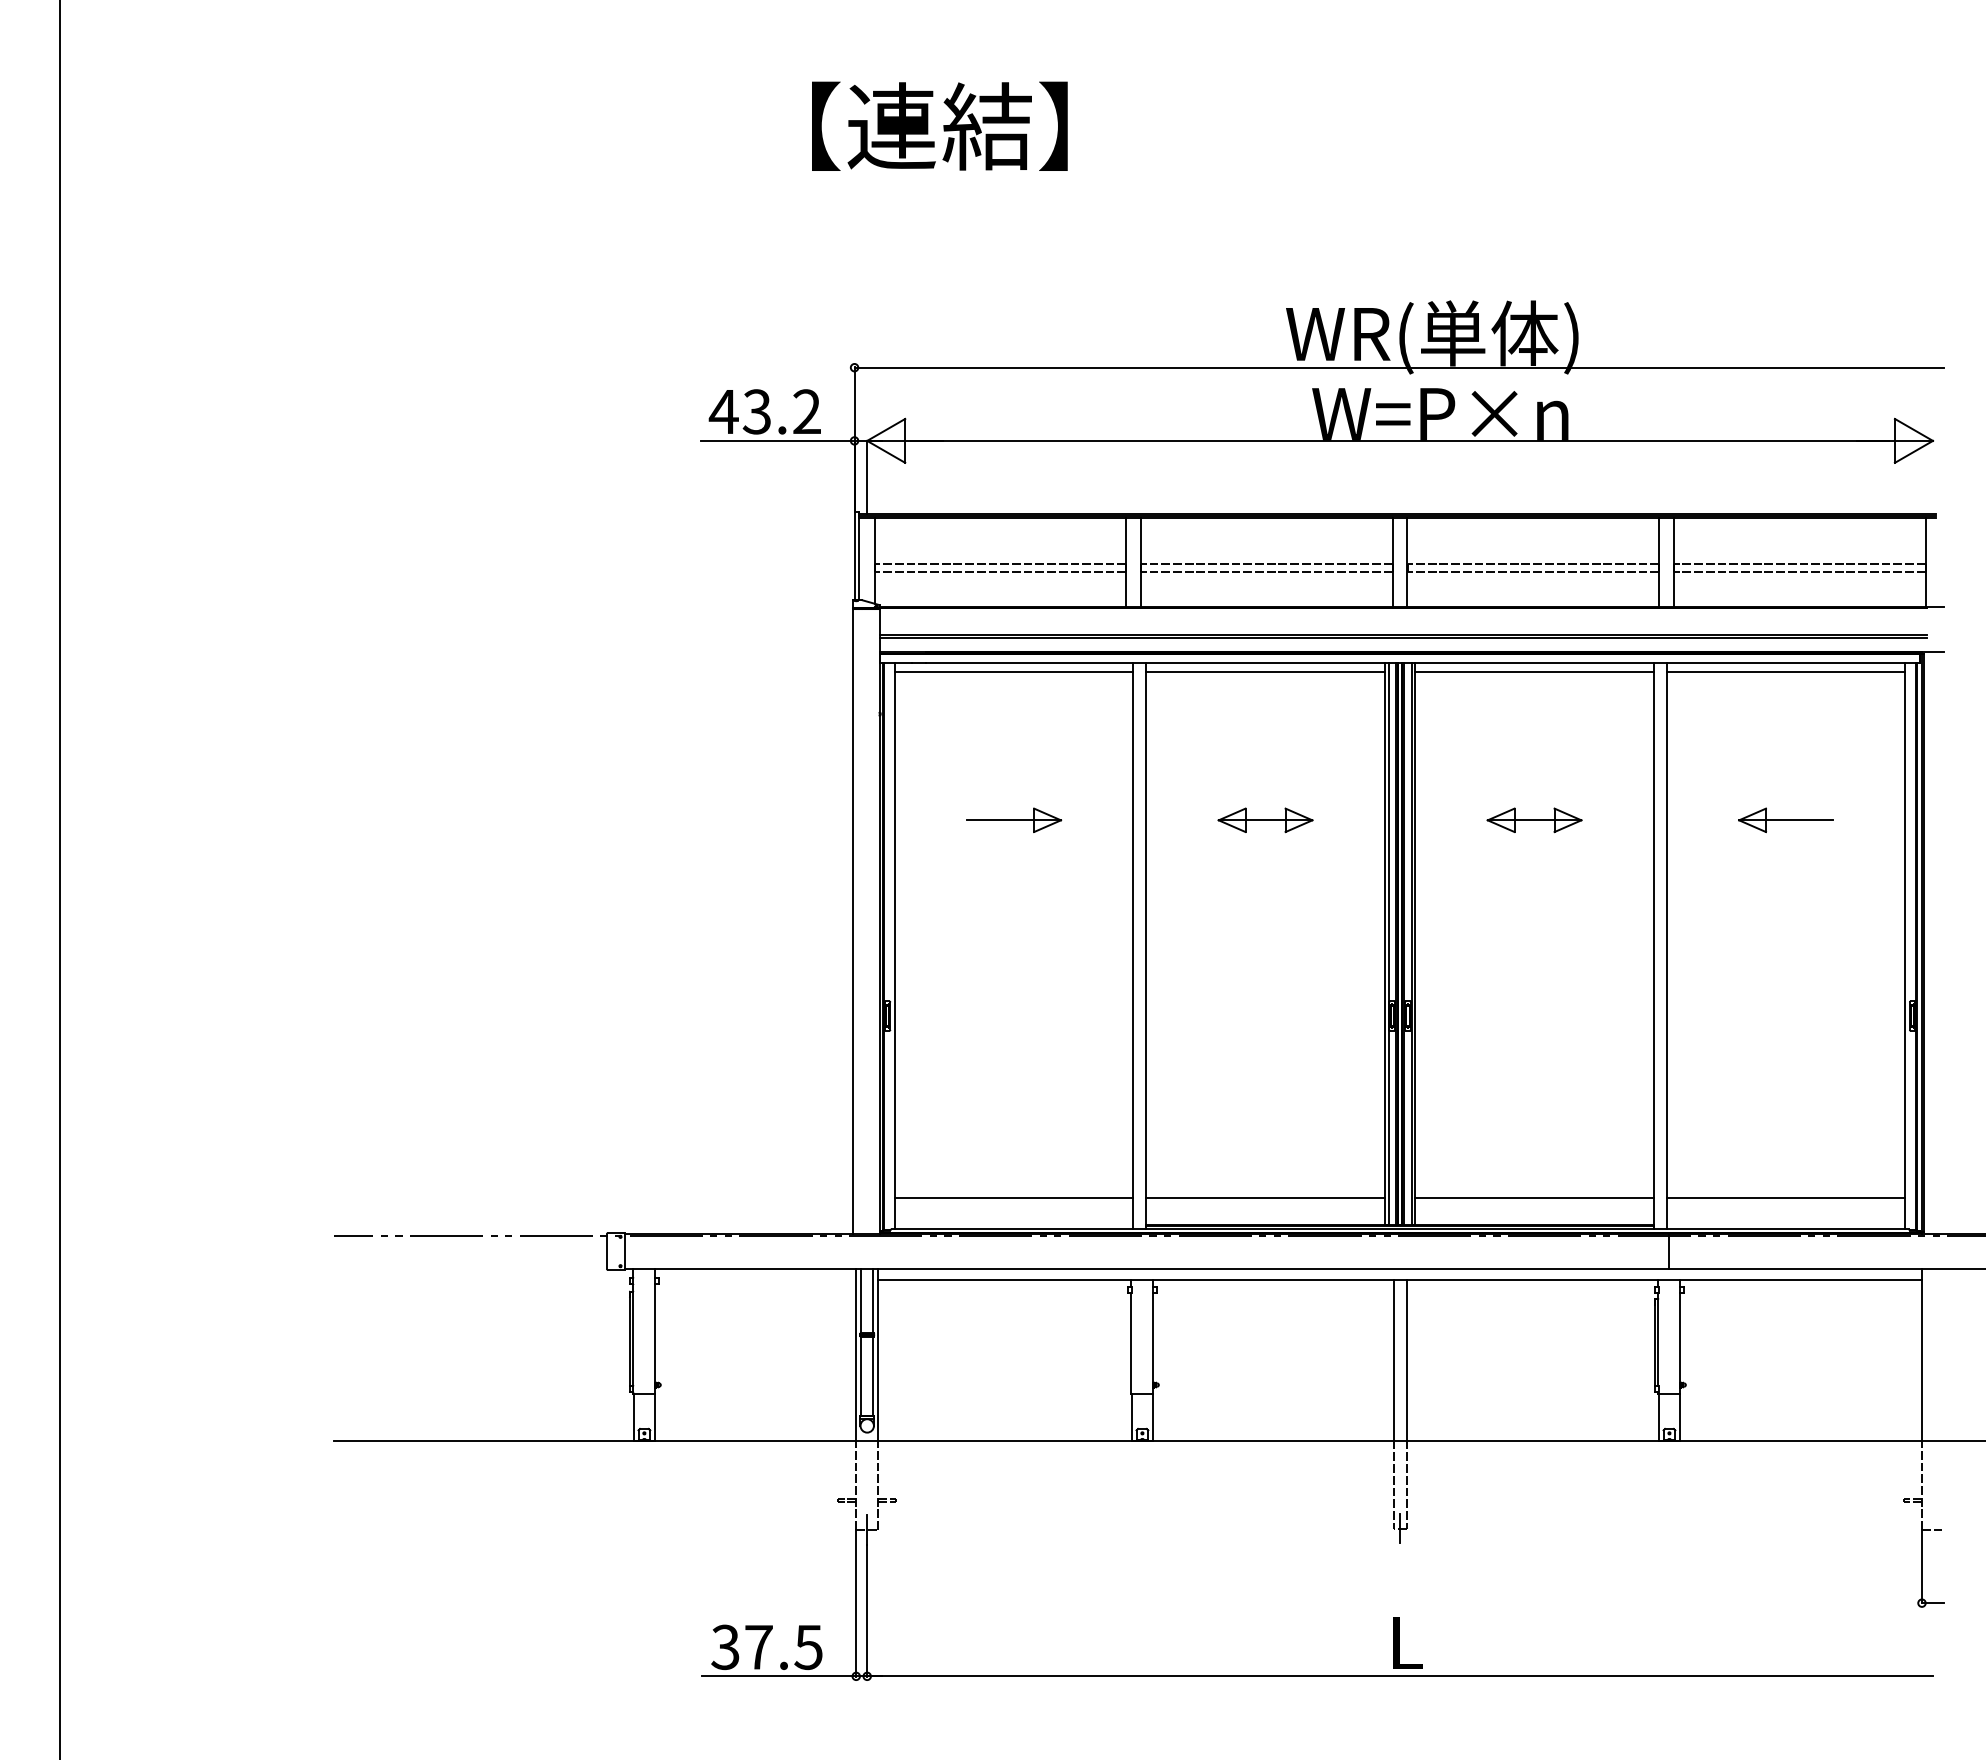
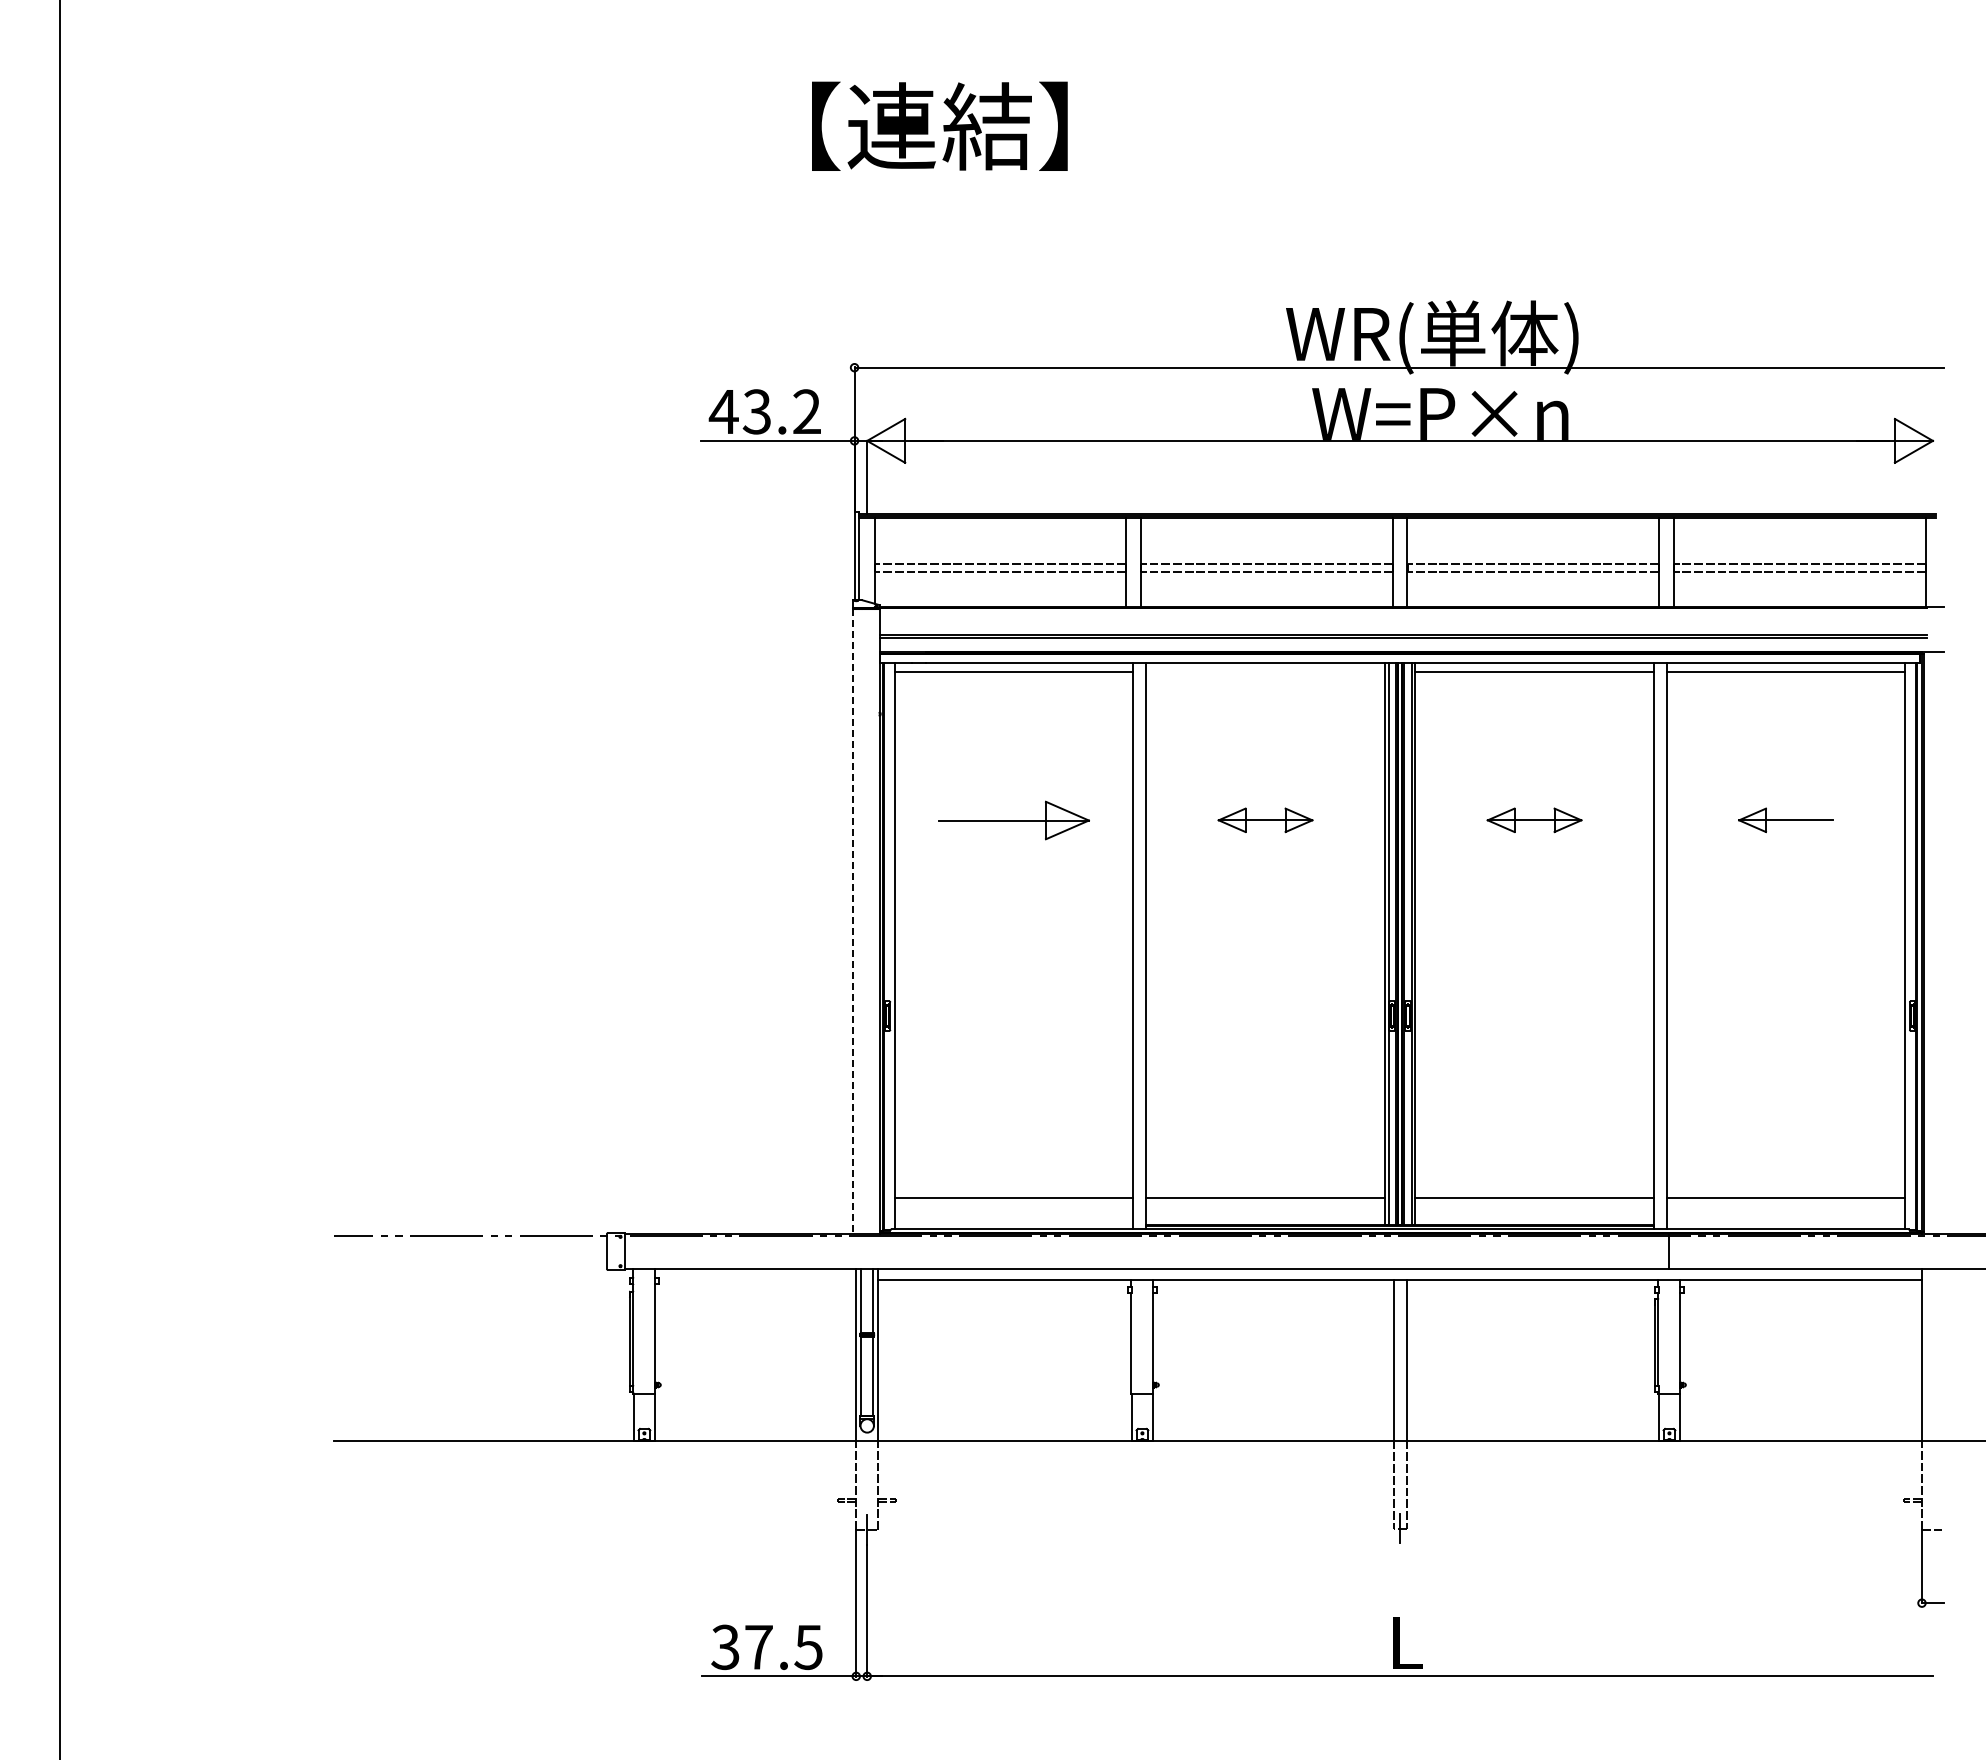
line: present -> none (1265, 672)
part size: 97x26 px -> 152x41 px (1013, 820)
line: solid -> dashed (853, 921)
